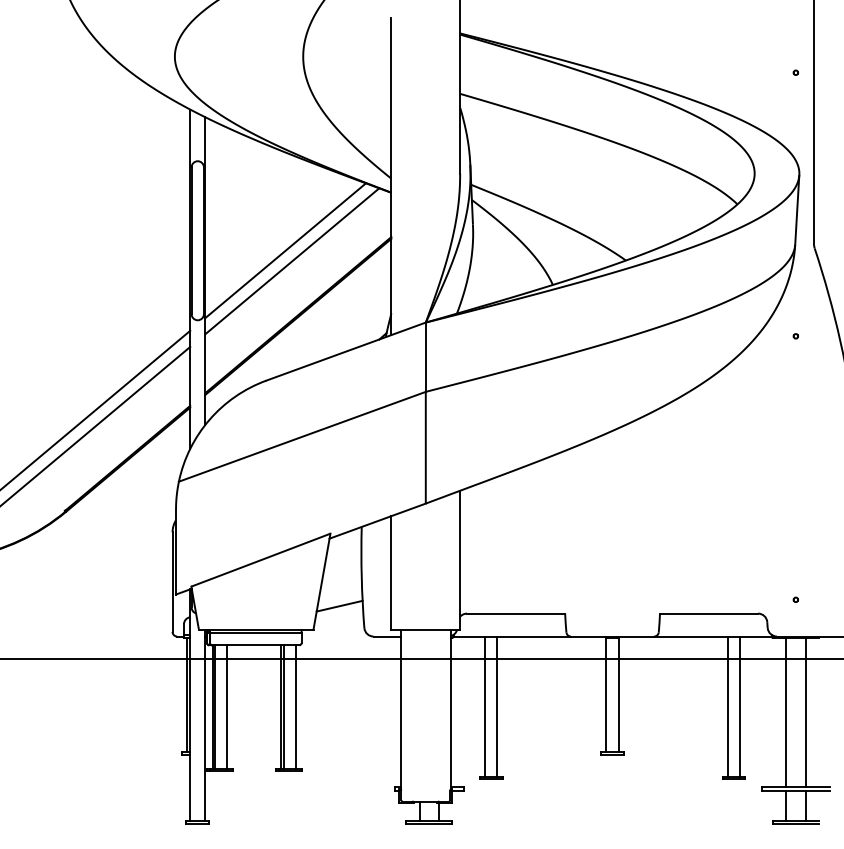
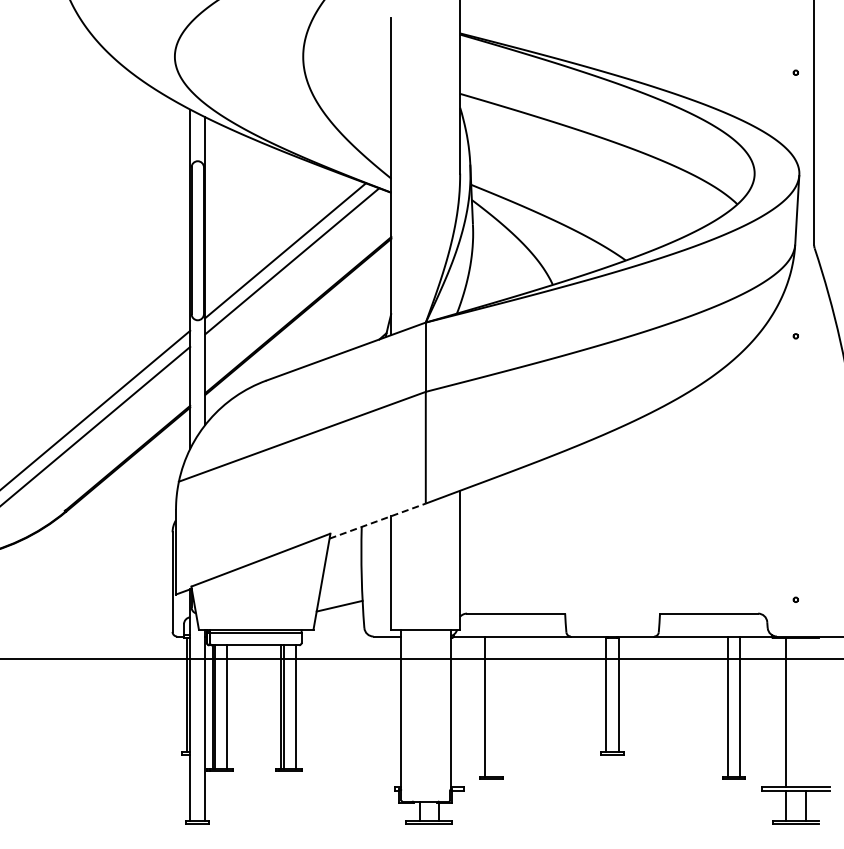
line: solid -> dashed (378, 520)
line: present -> none (497, 706)
line: present -> none (805, 711)
